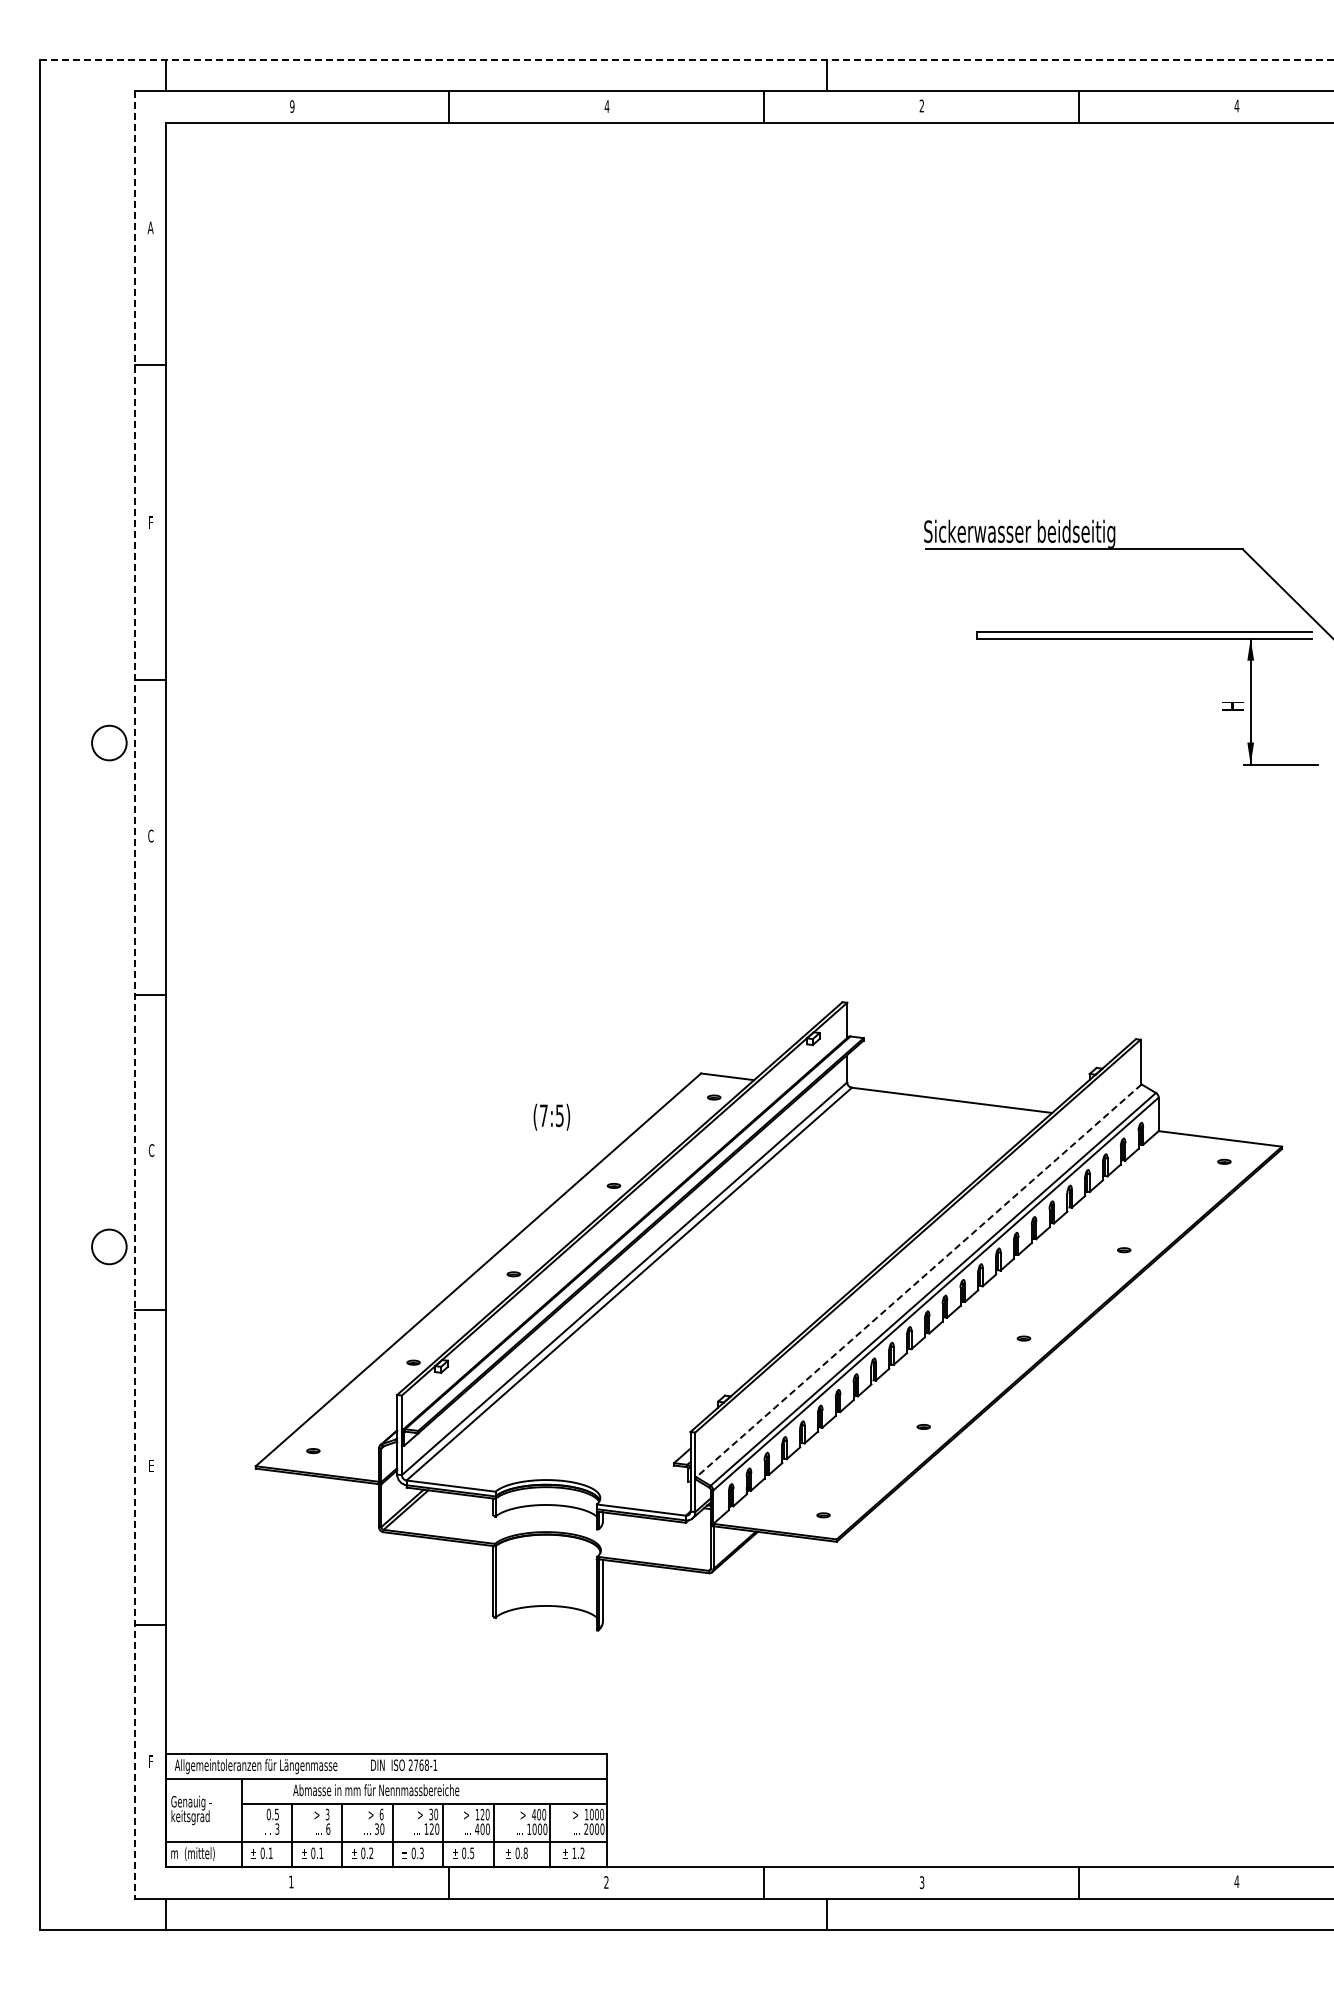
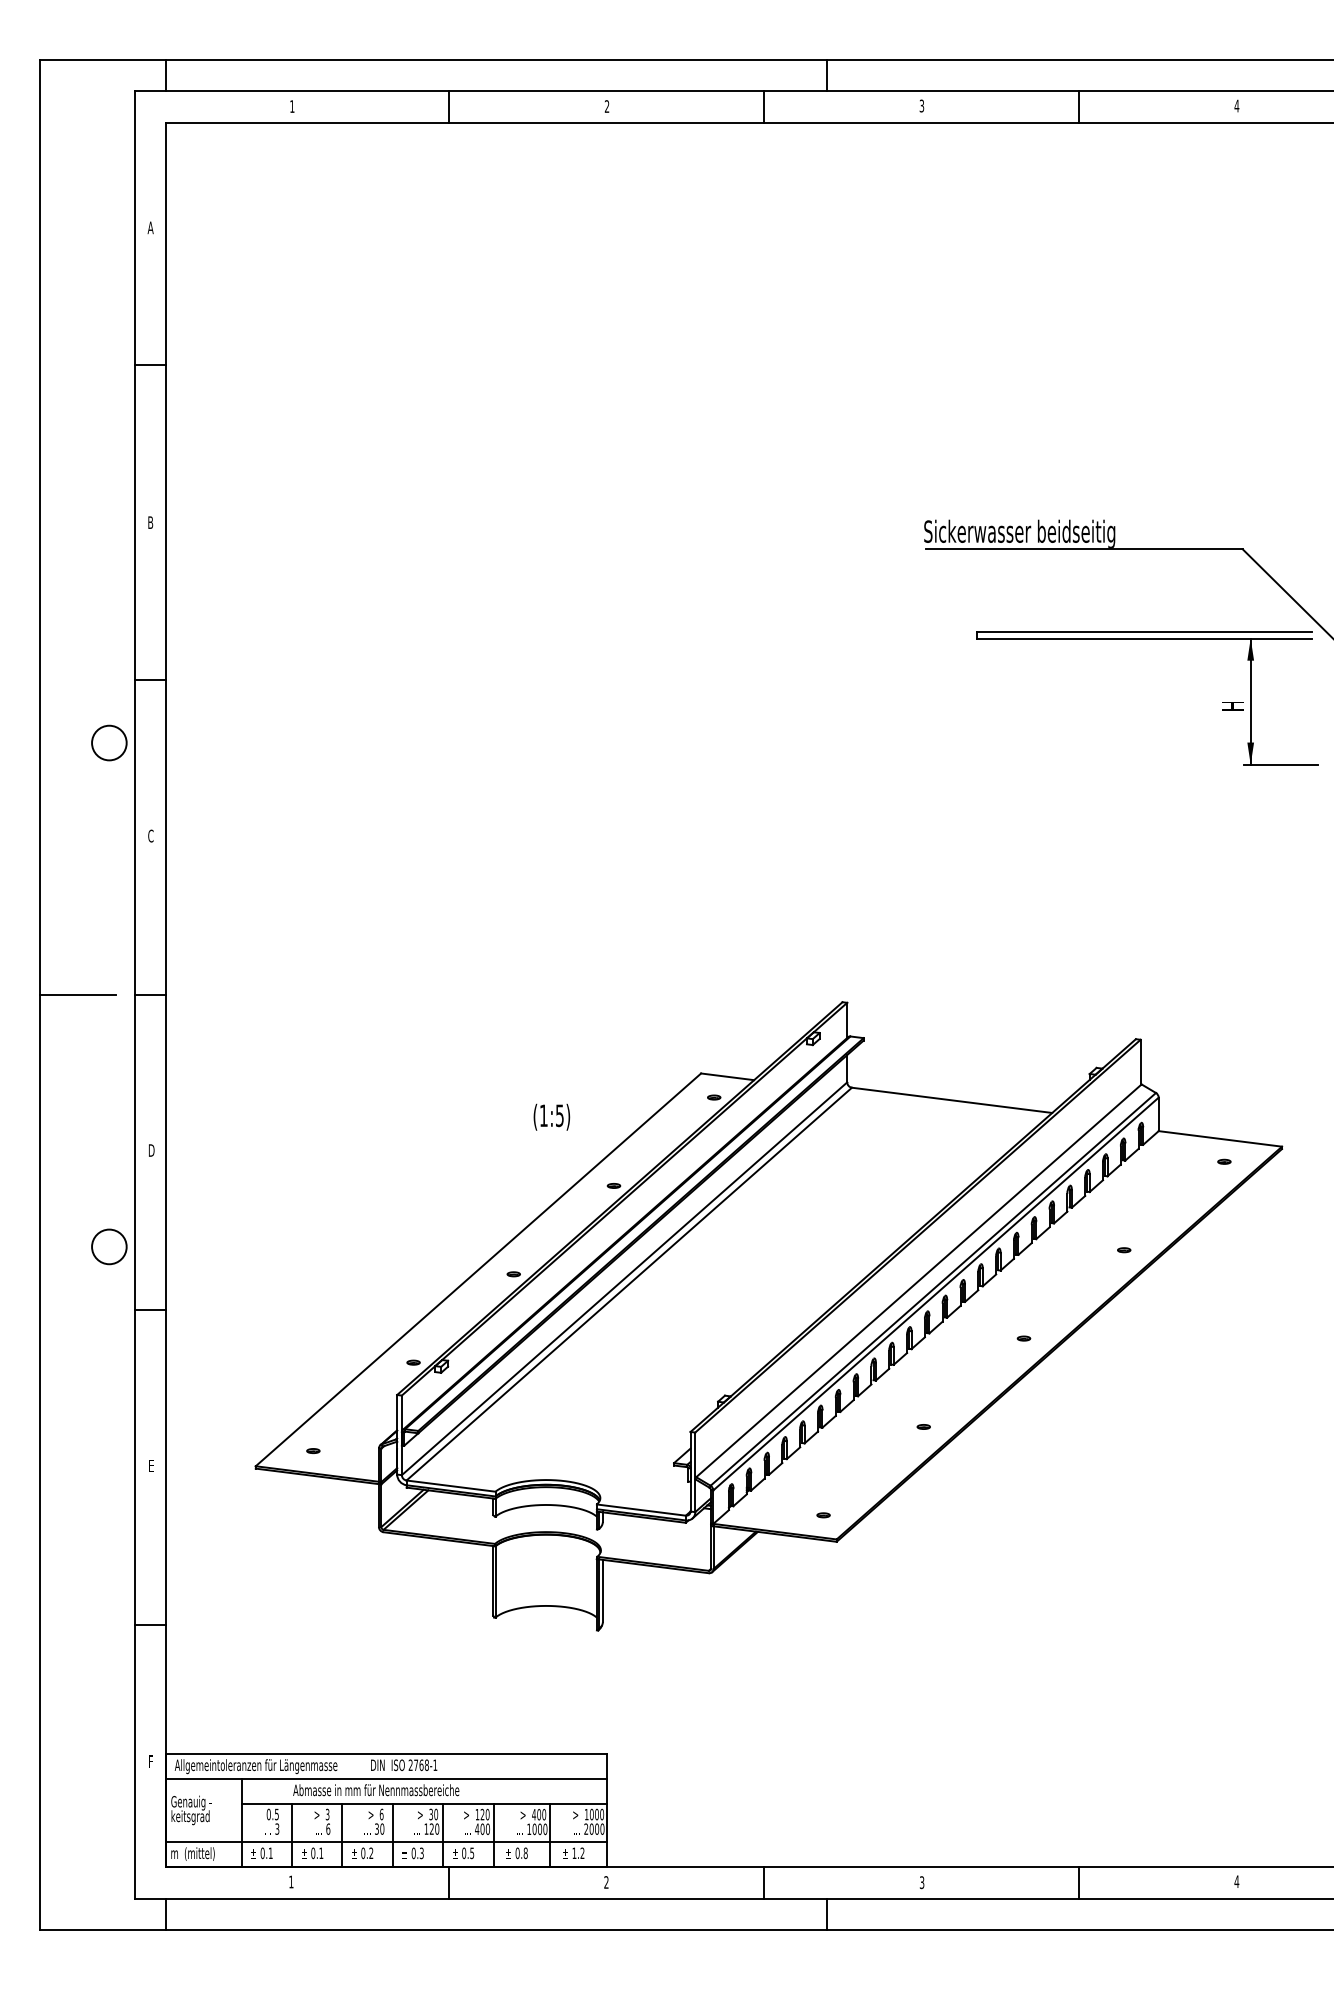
line: dashed -> solid (686, 59)
text: 9 -> 1 (292, 106)
text: 4 -> 2 (606, 106)
text: 2 -> 3 (921, 106)
text: F -> B (150, 522)
line: none -> present (77, 995)
line: dashed -> solid (134, 995)
text: (7:5) -> (1:5) (543, 1115)
text: C -> D (151, 1150)
line: dashed -> solid (918, 1280)
